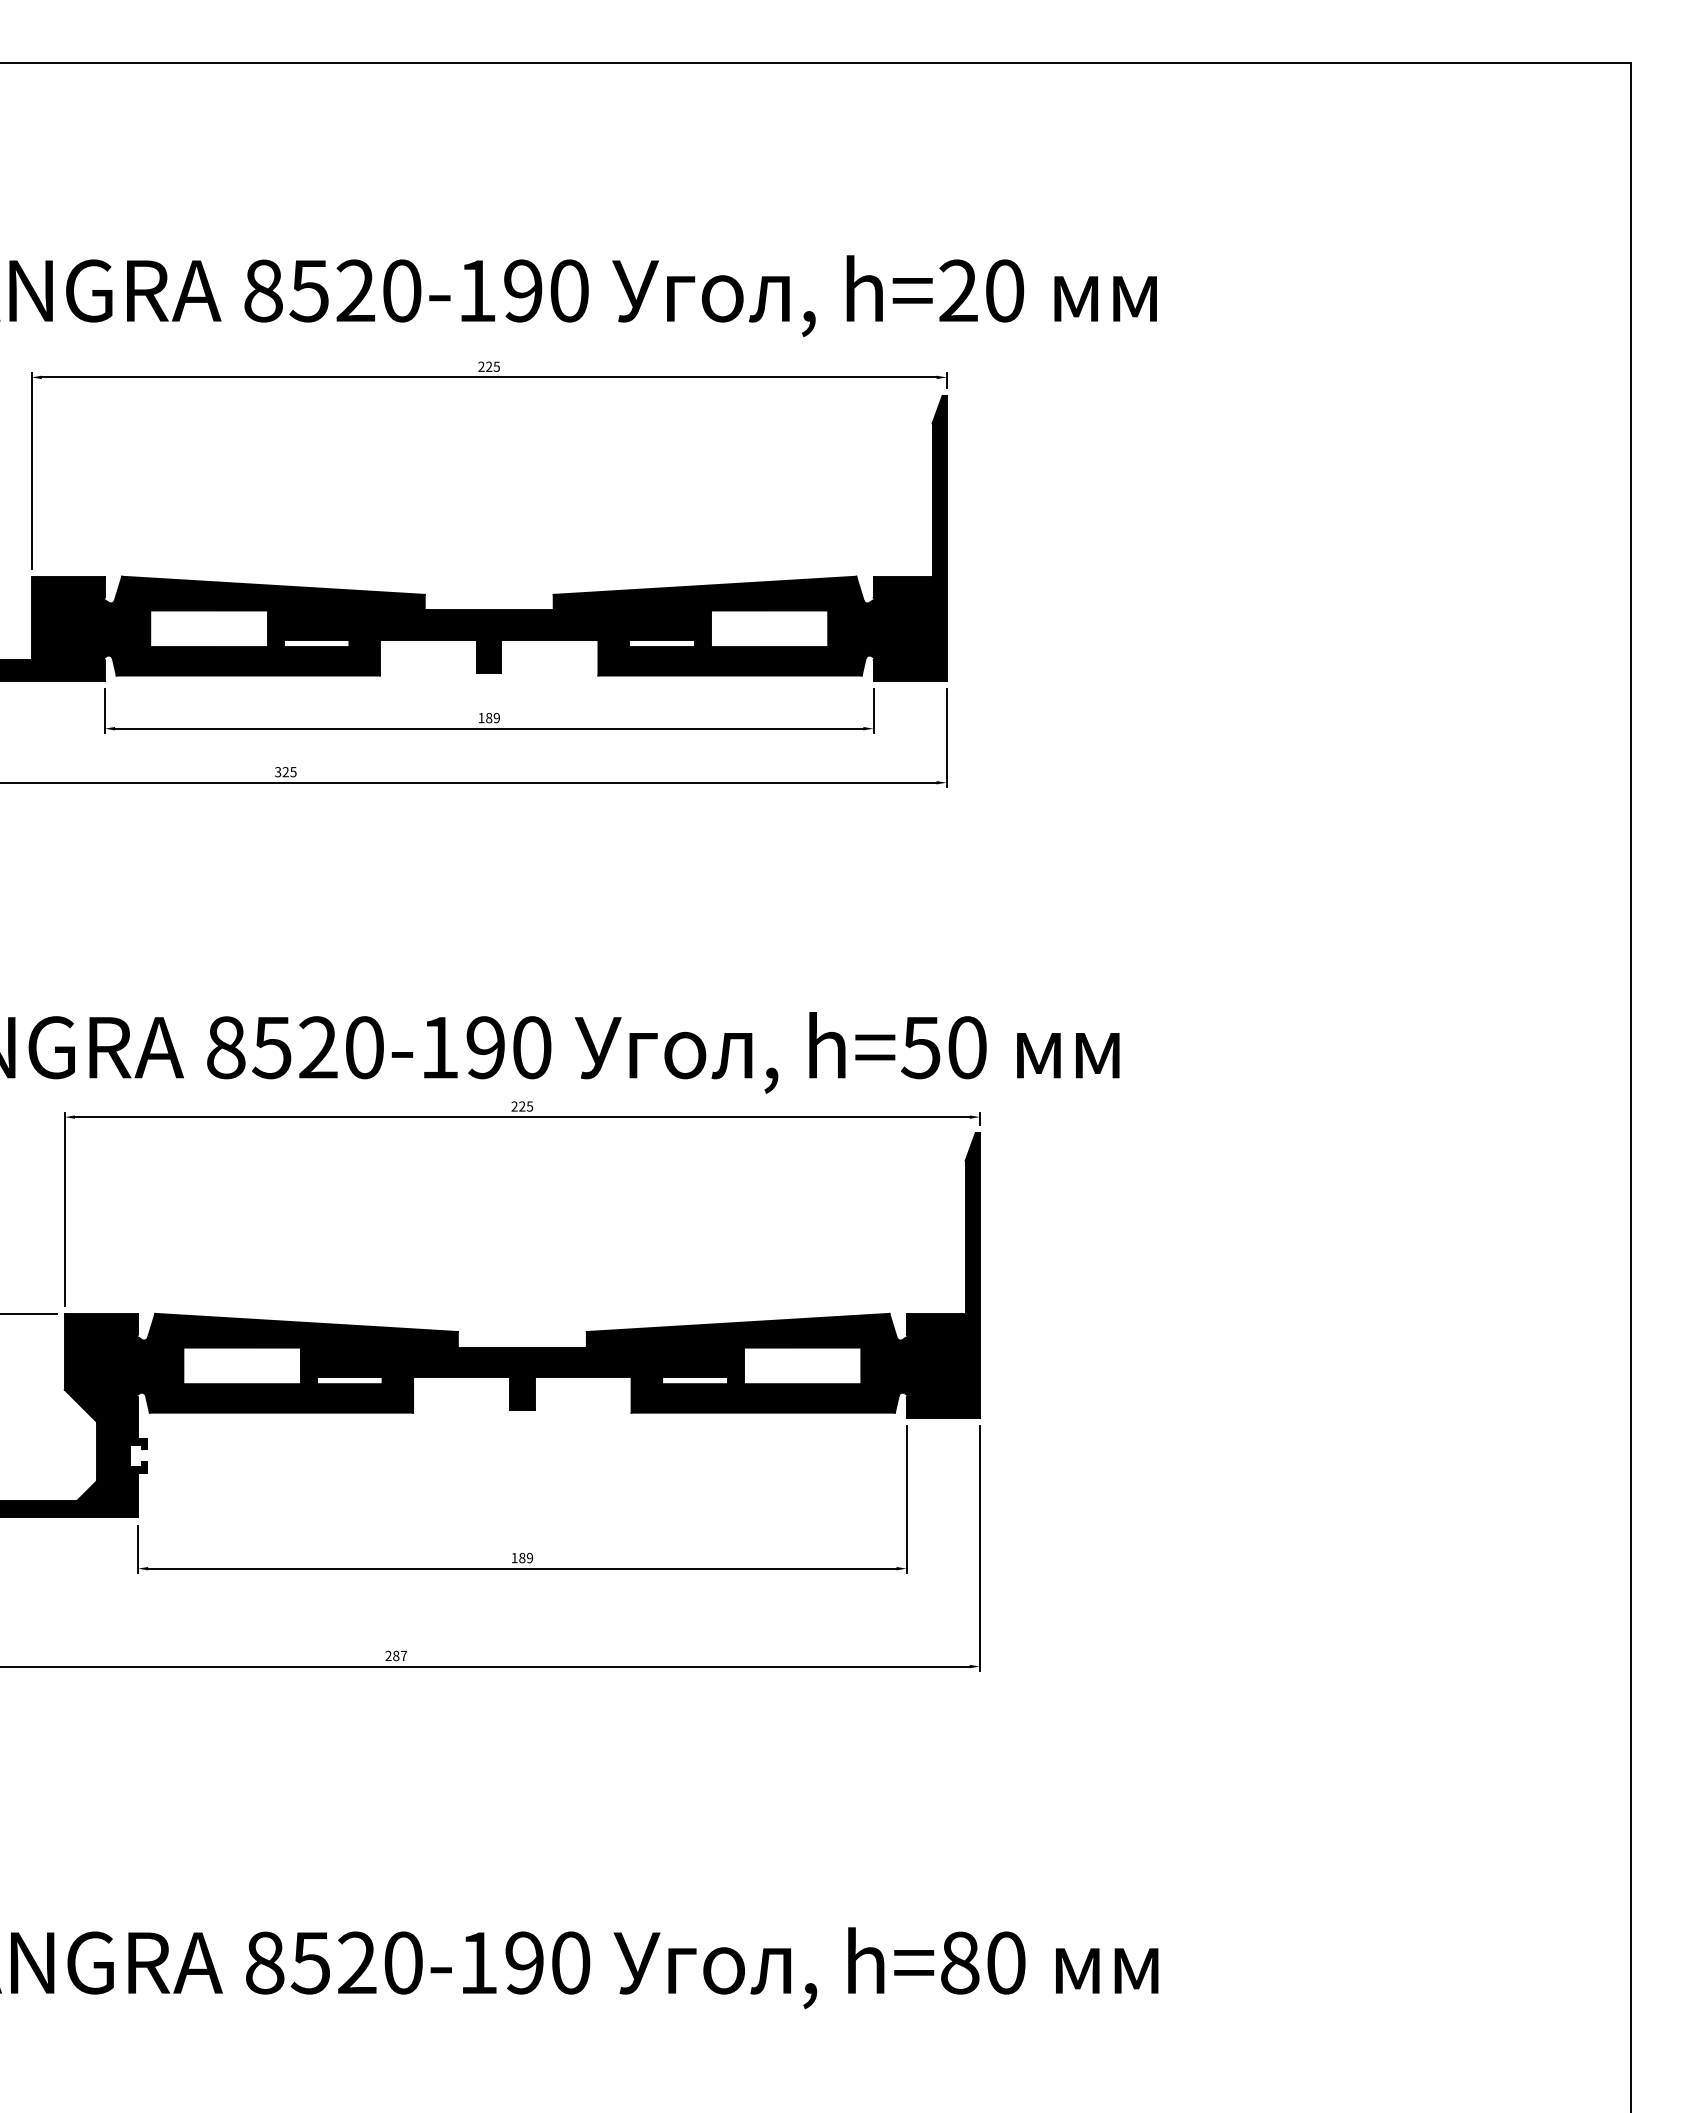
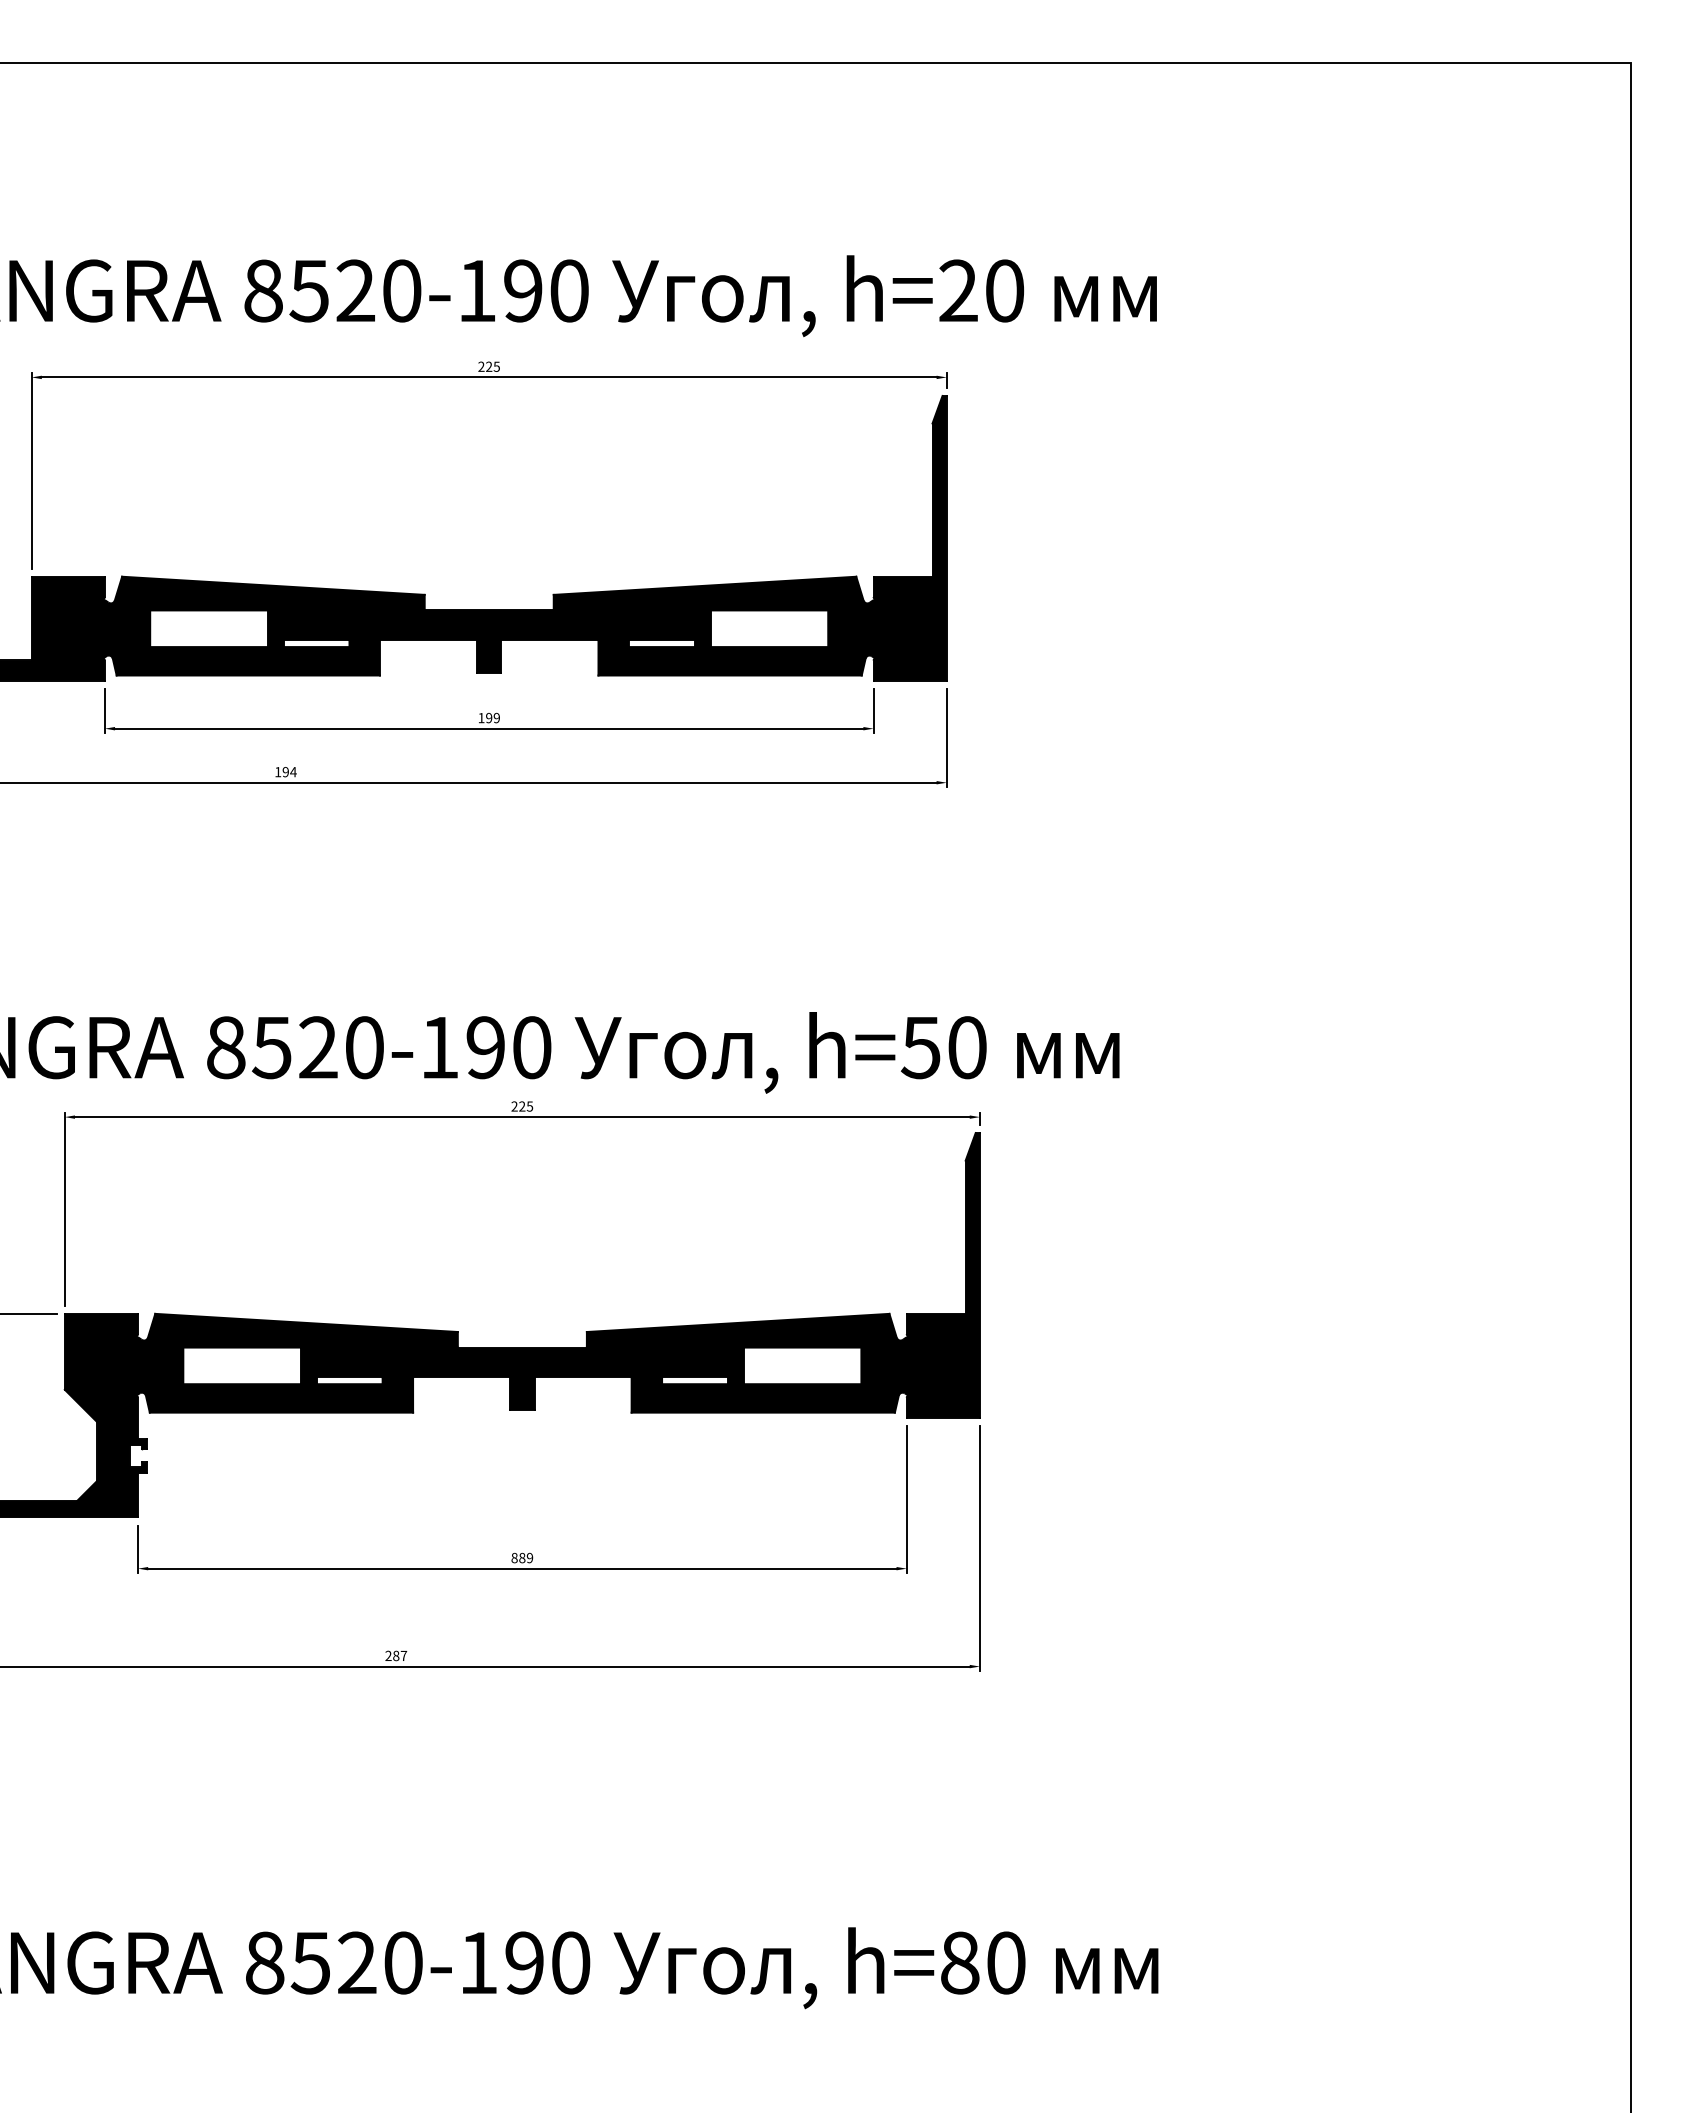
text: 189 -> 199 (489, 718)
text: 325 -> 194 (285, 772)
text: 189 -> 889 (514, 1557)
